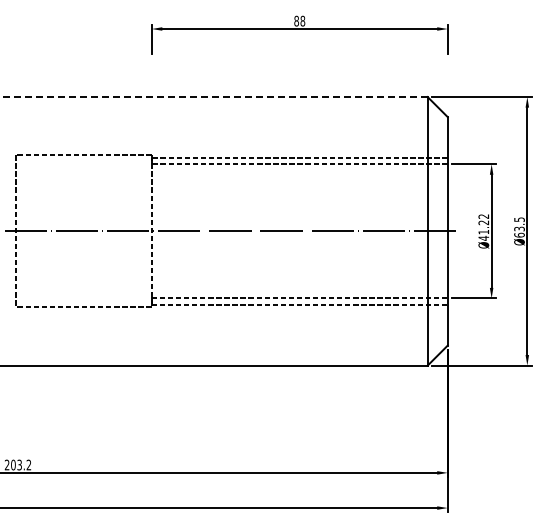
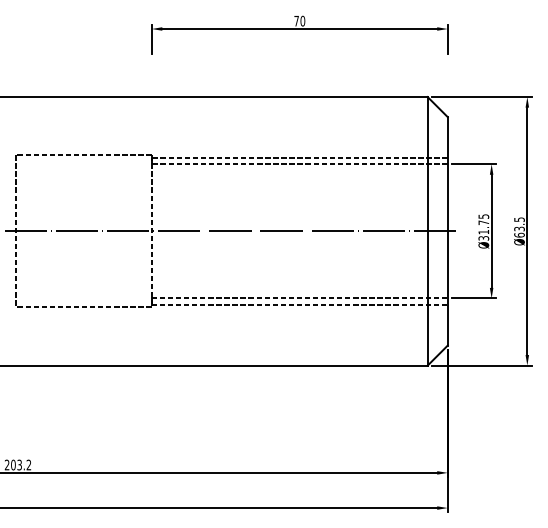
text: 88 -> 70 (299, 20)
line: dashed -> solid (213, 97)
text: Ø41.22 -> Ø31.75 (483, 227)
